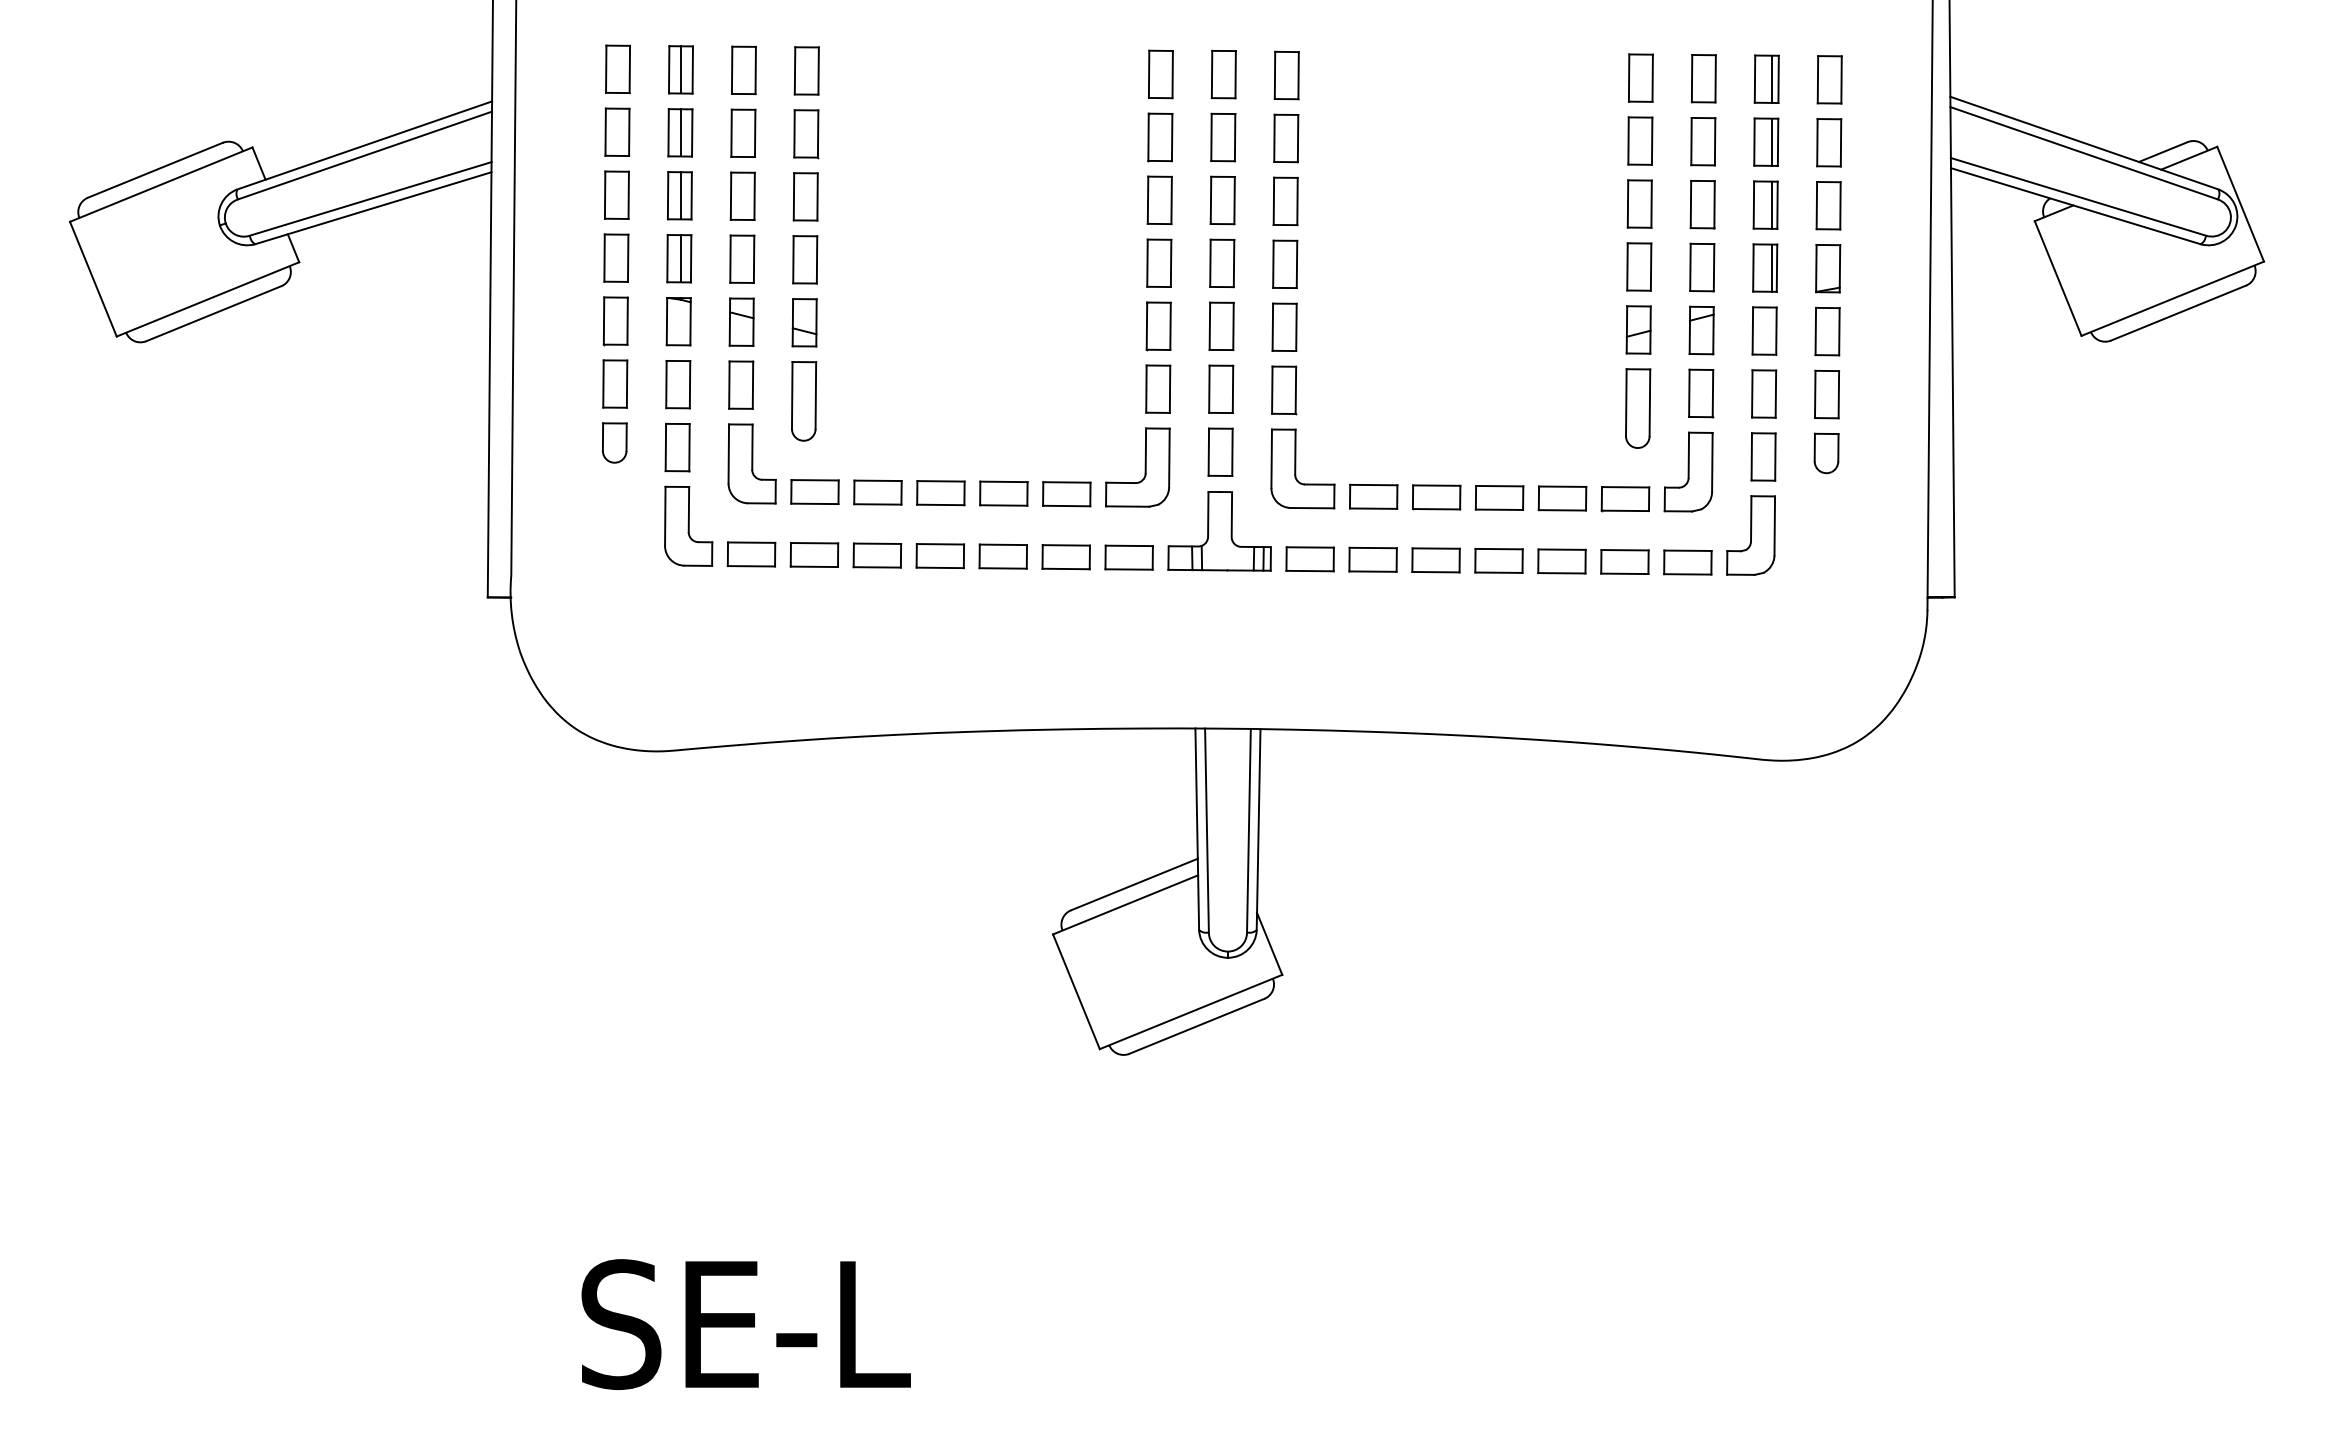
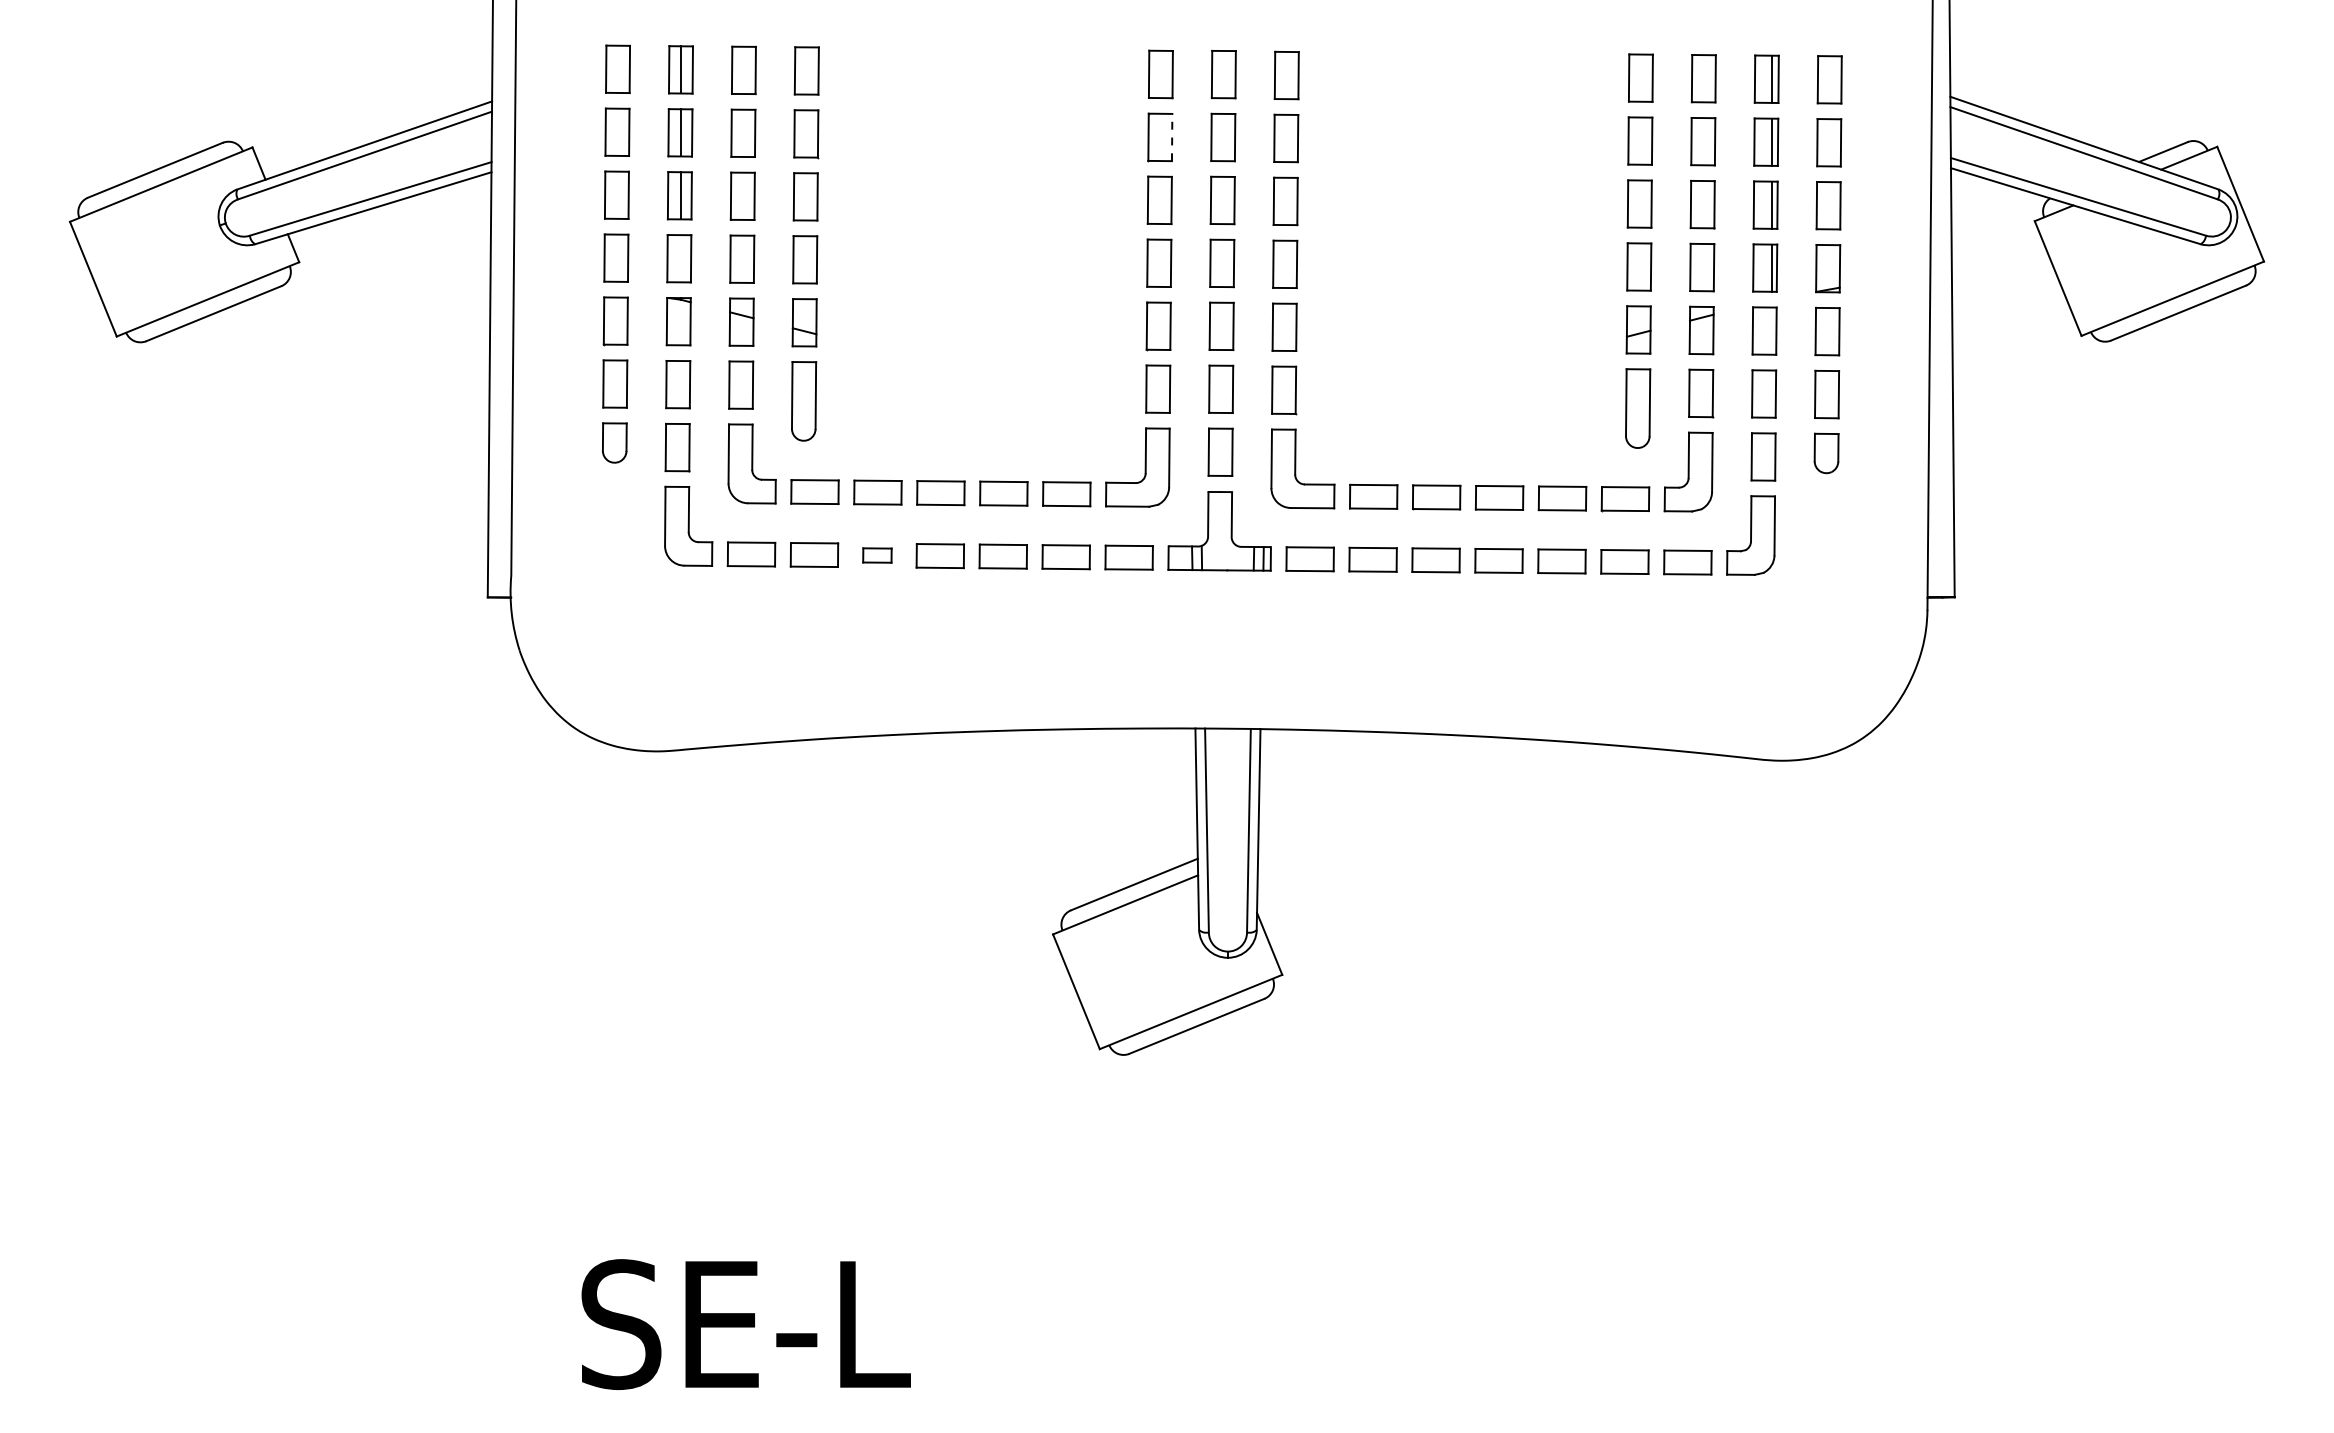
line: solid -> dashed (1172, 137)
line: present -> none (681, 258)
part size: 51x27 px -> 31x17 px (877, 555)
